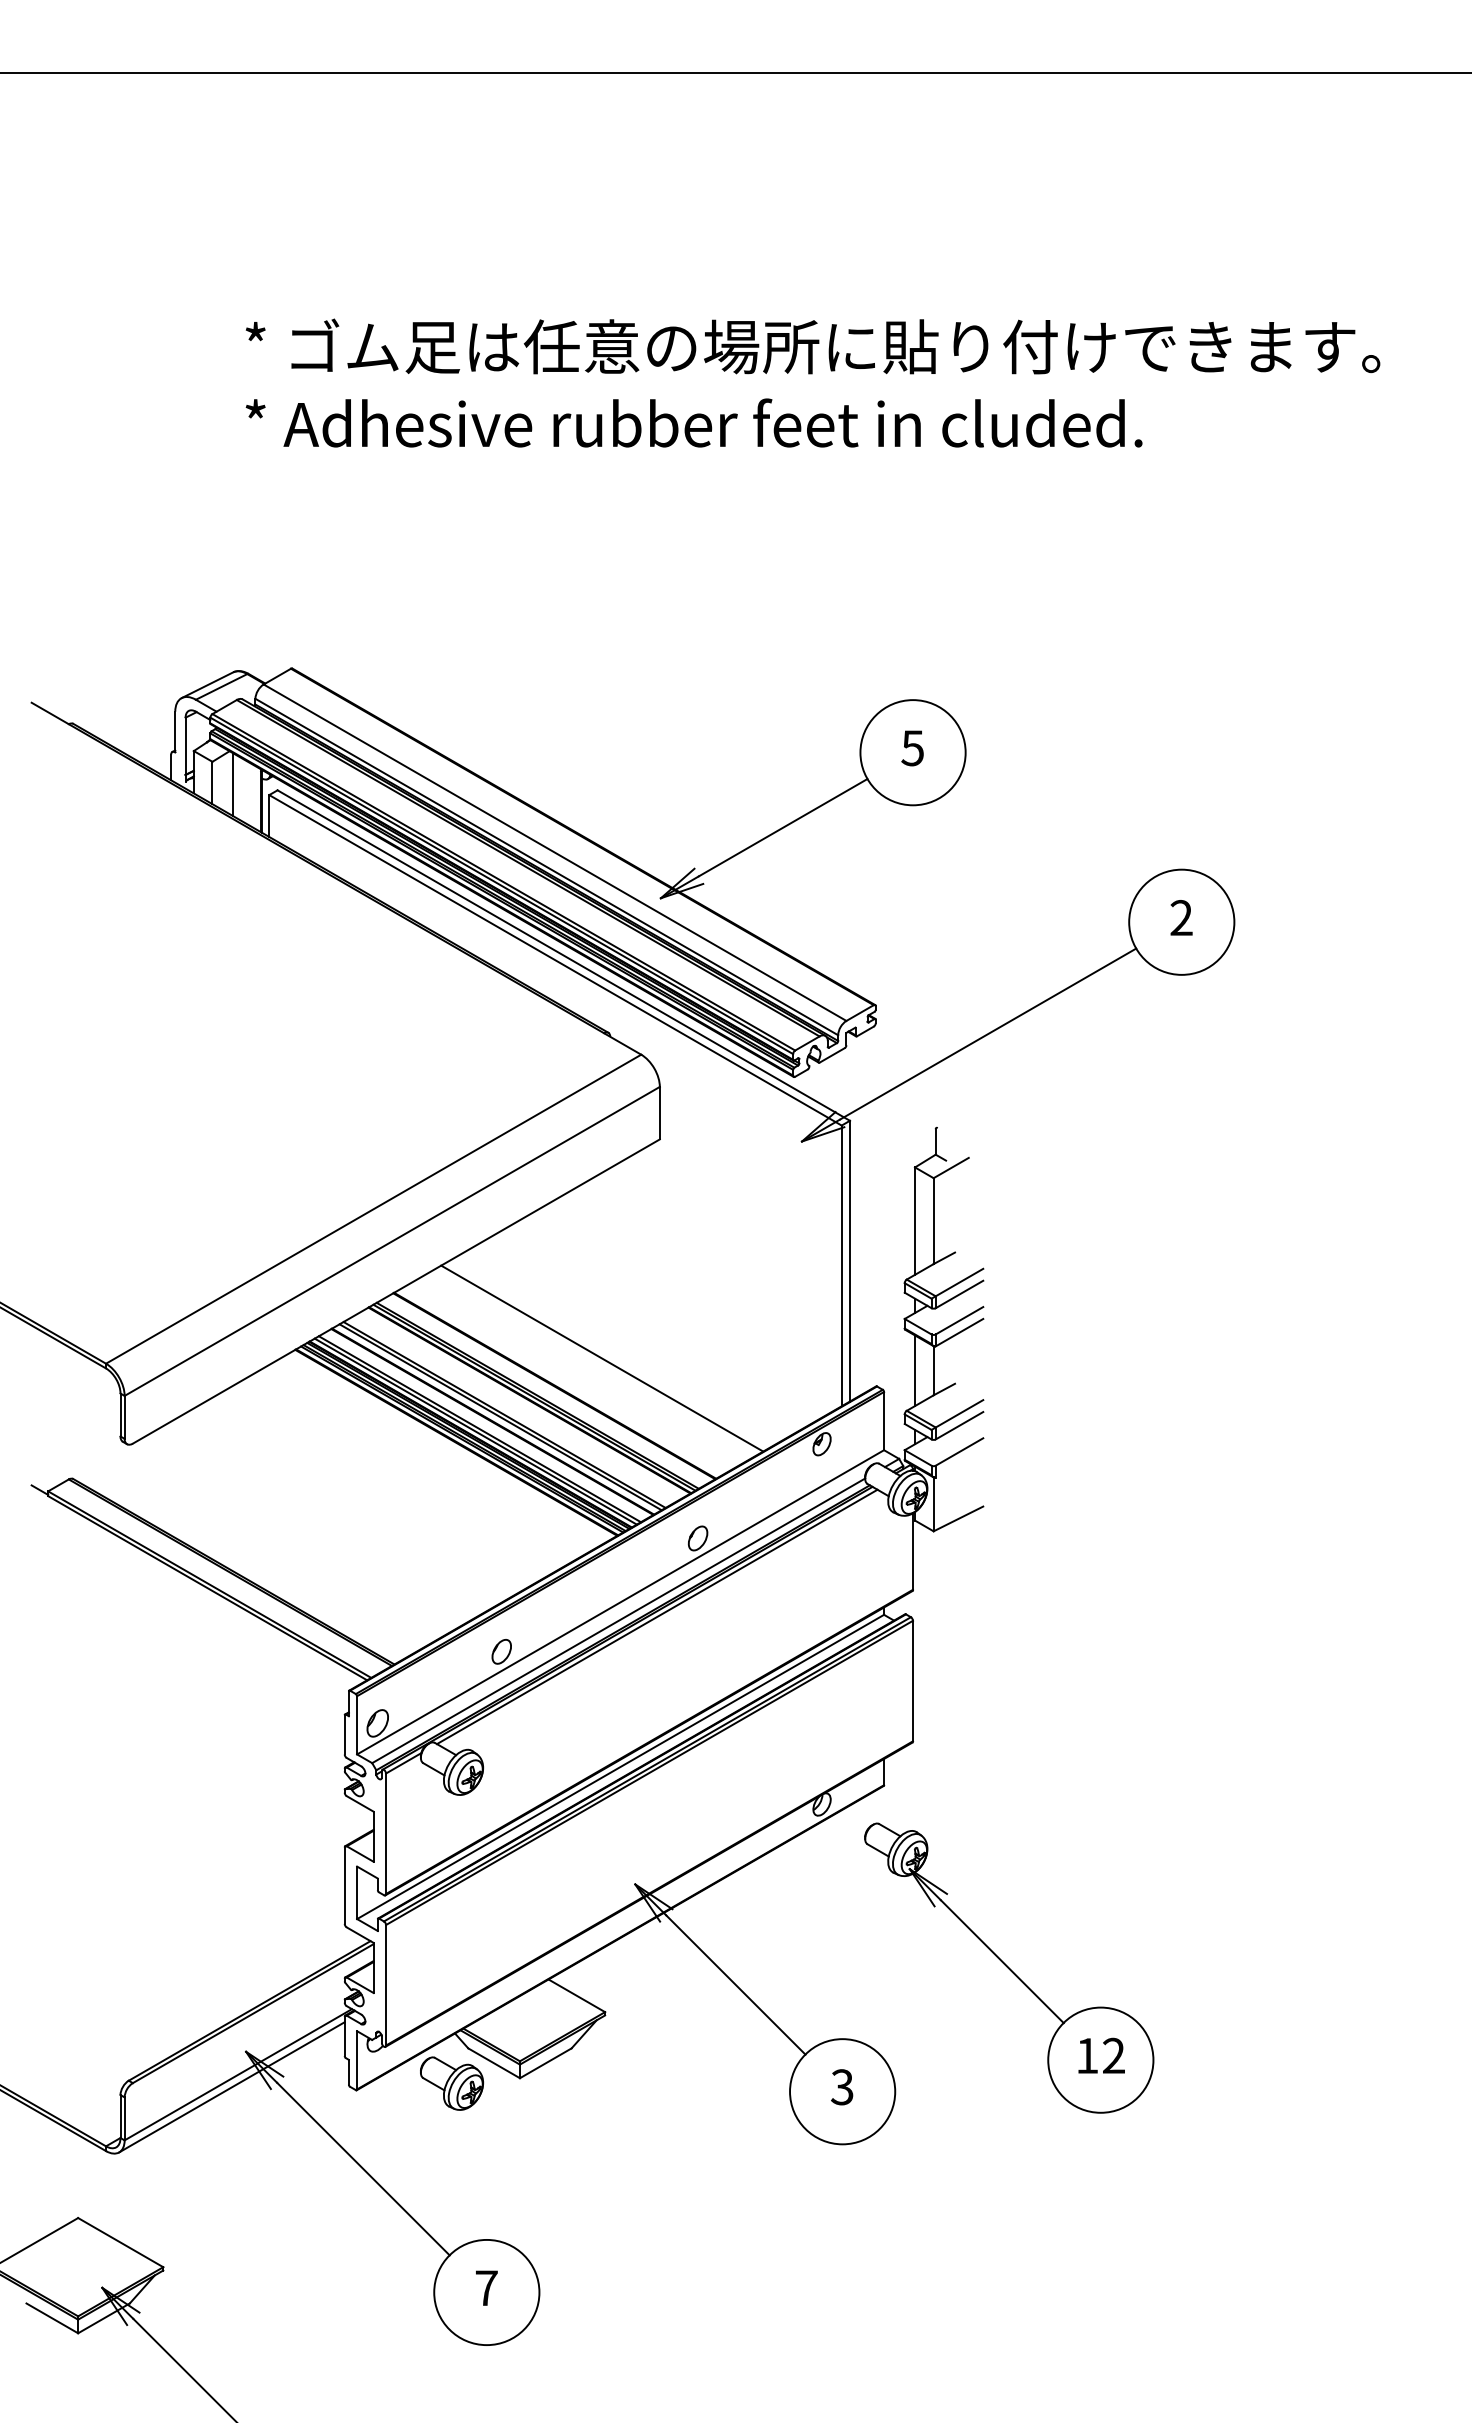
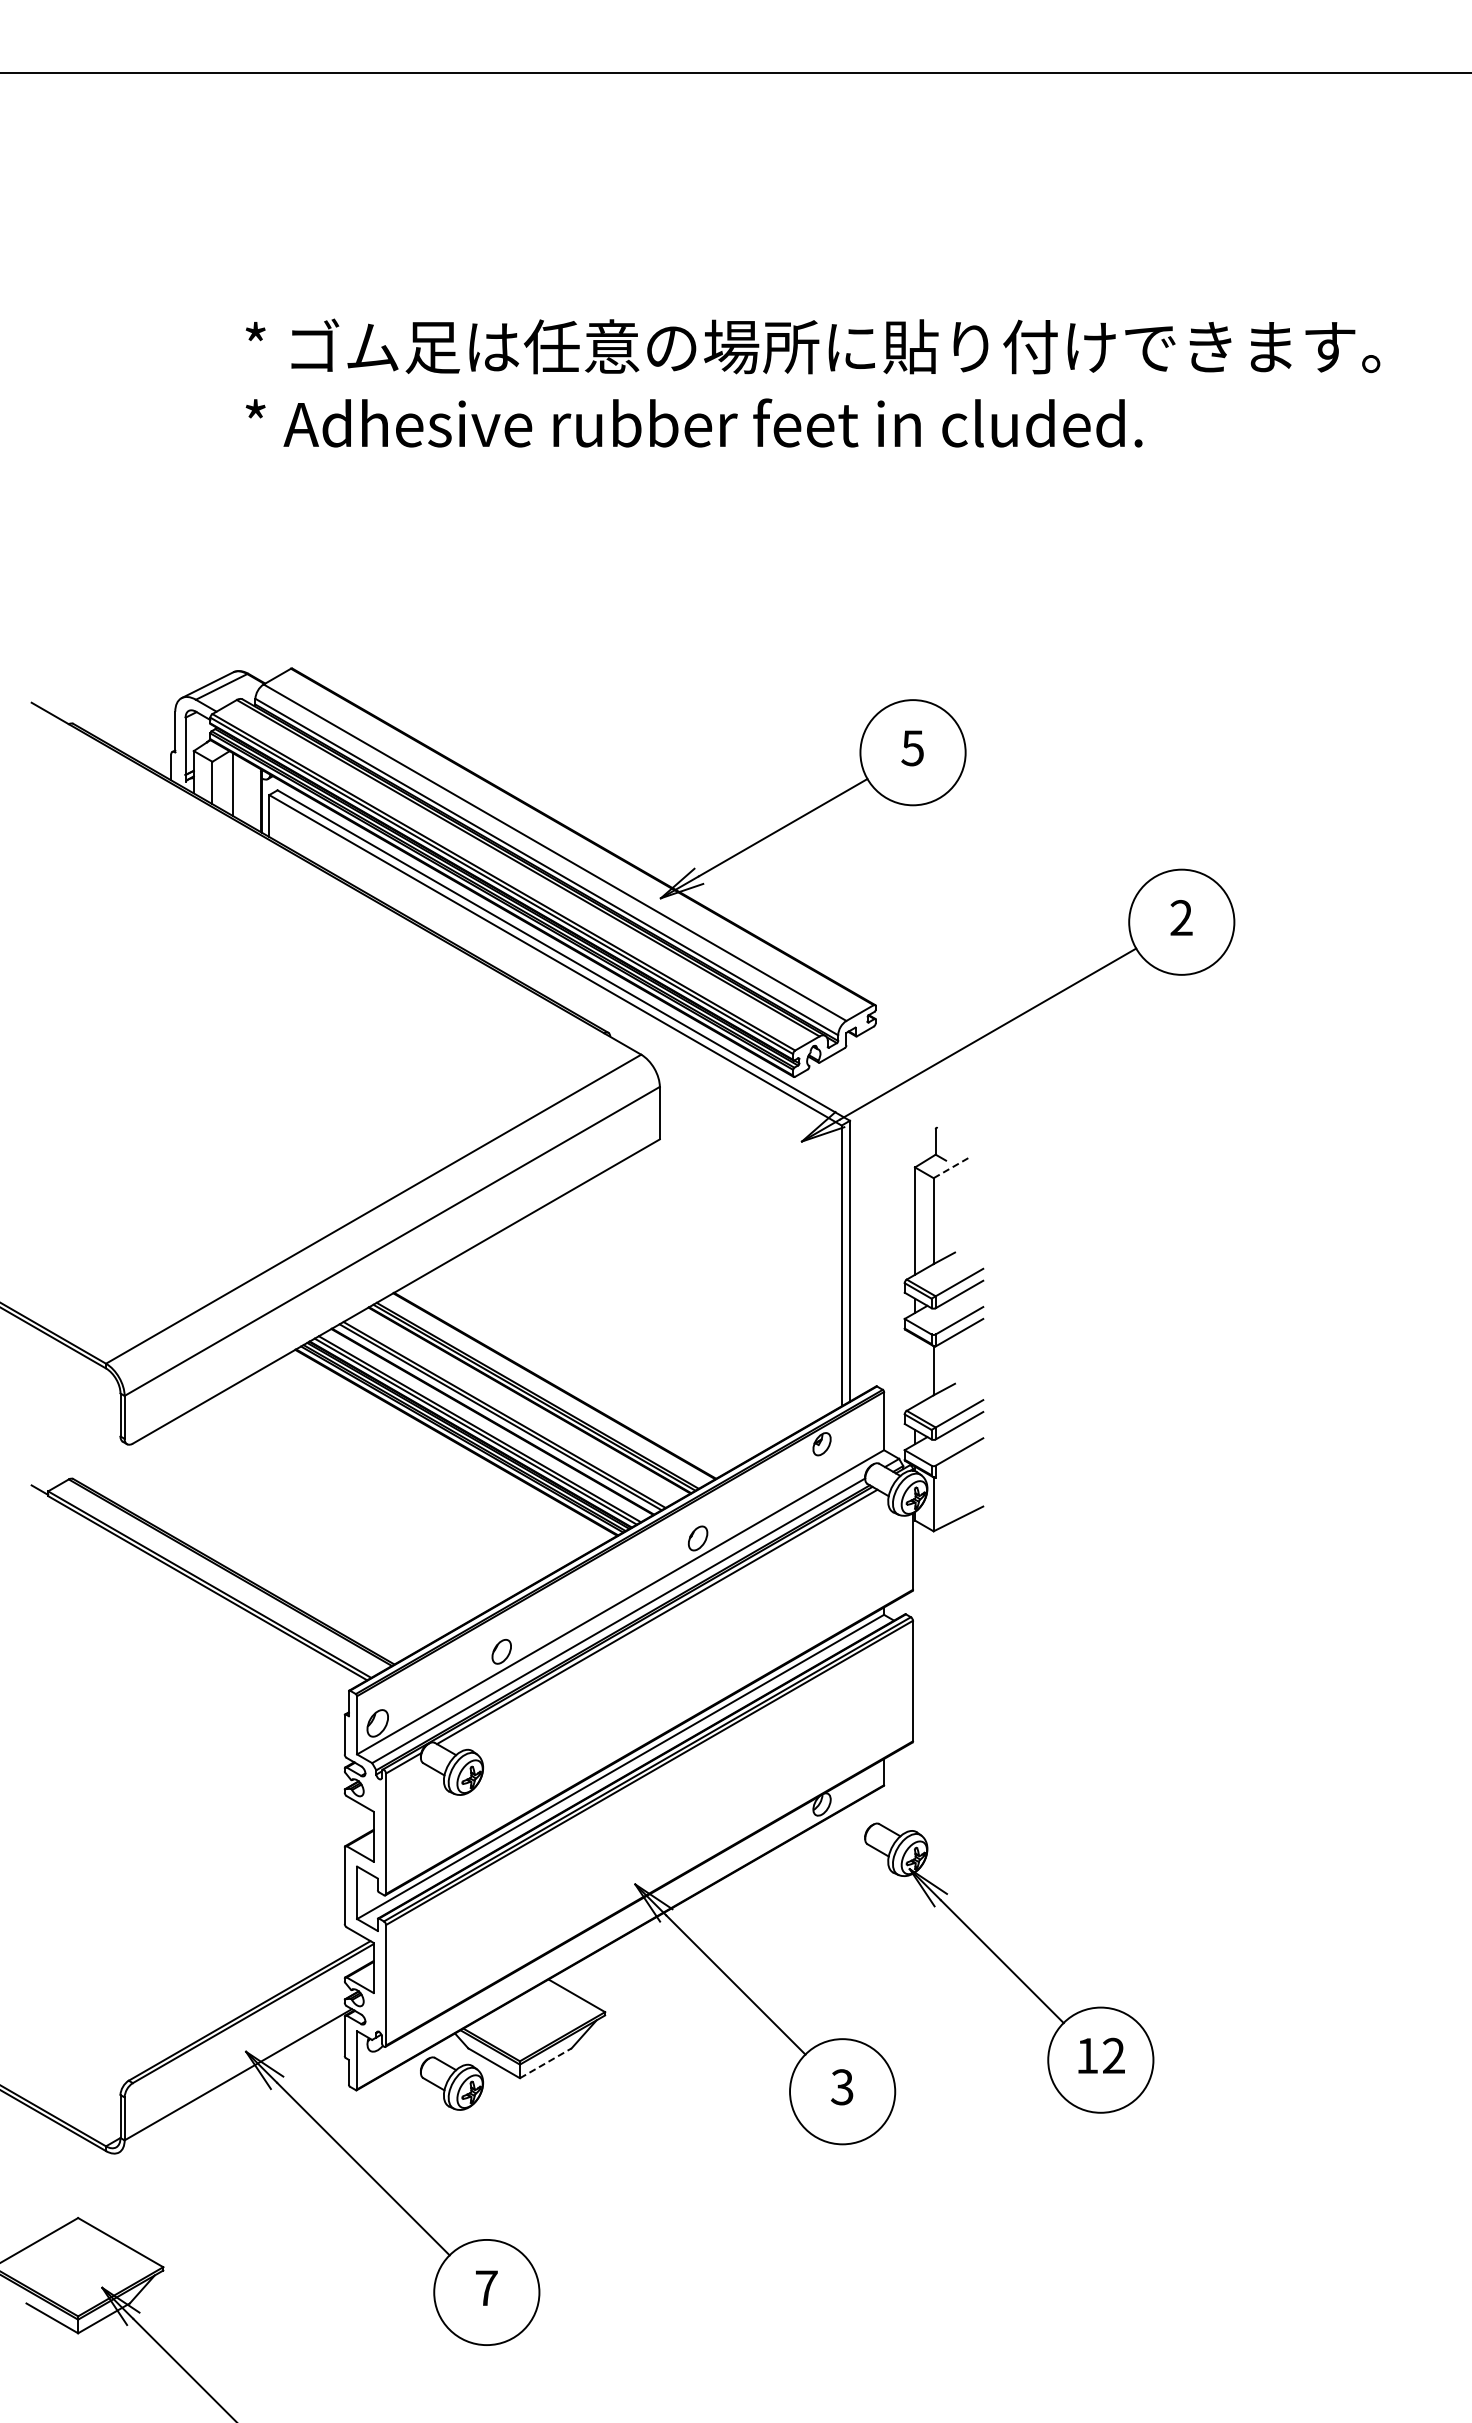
line: solid -> dashed (951, 1167)
line: present -> none (602, 1358)
line: present -> none (915, 1370)
line: solid -> dashed (545, 2063)
line: present -> none (231, 2087)
